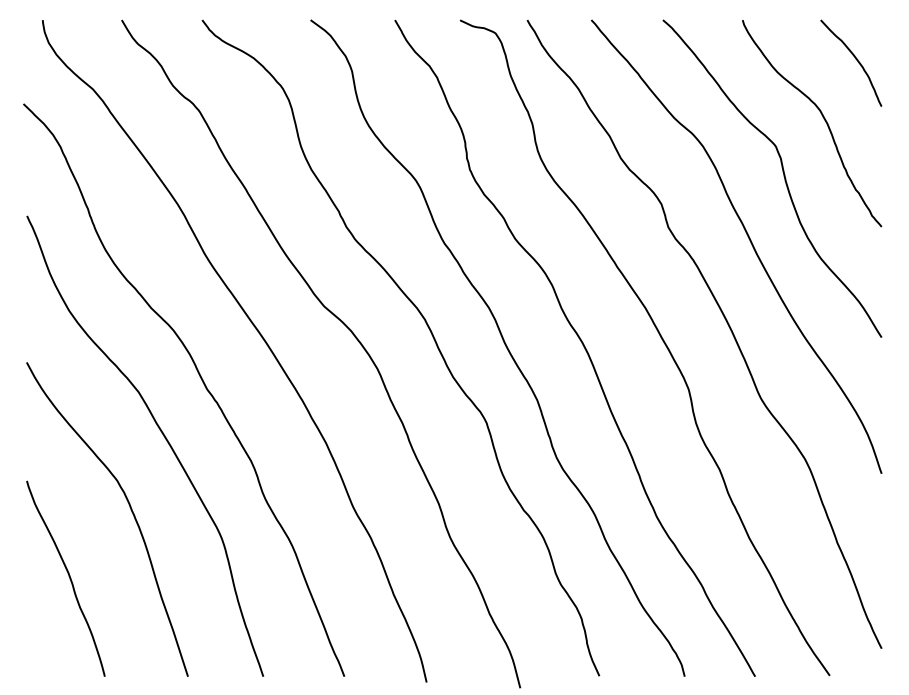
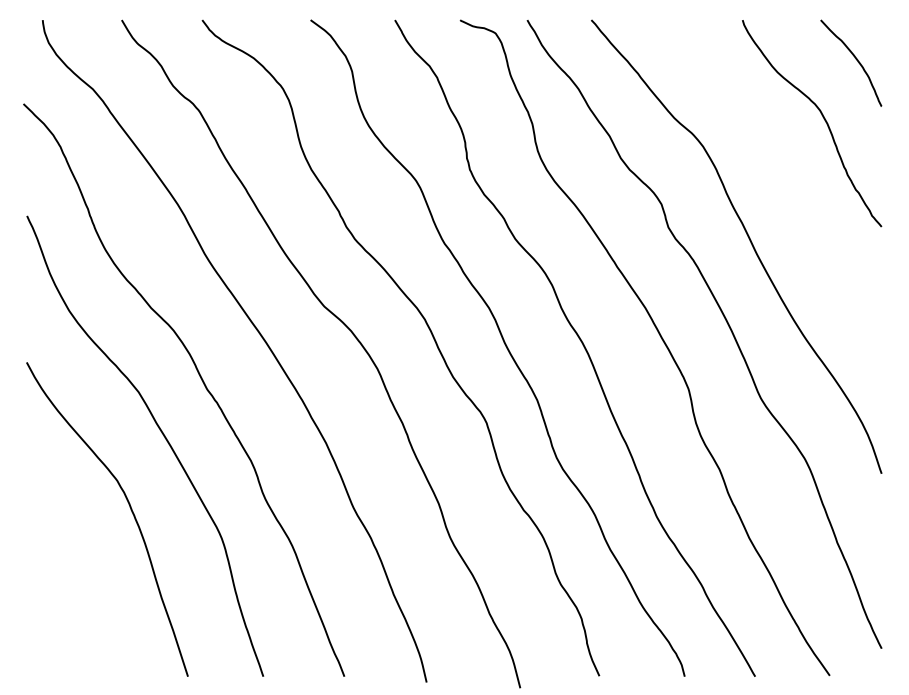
curve: present -> none (783, 176)
curve: present -> none (68, 576)
